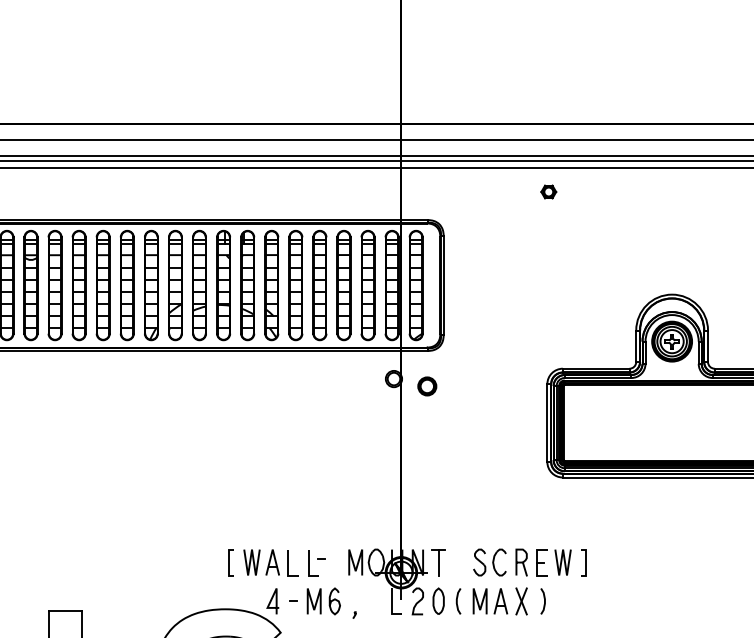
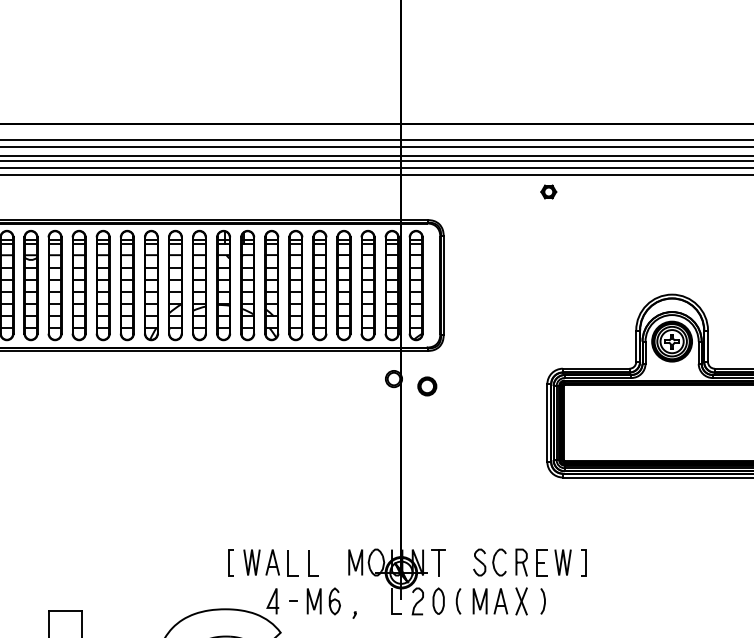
line: none -> present (376, 147)
line: none -> present (376, 175)
line: present -> none (321, 558)
